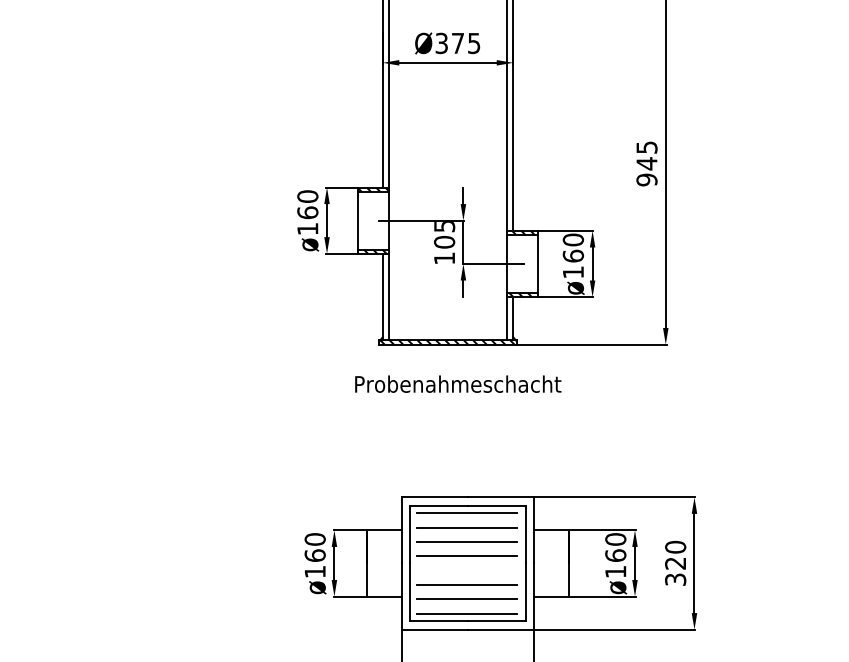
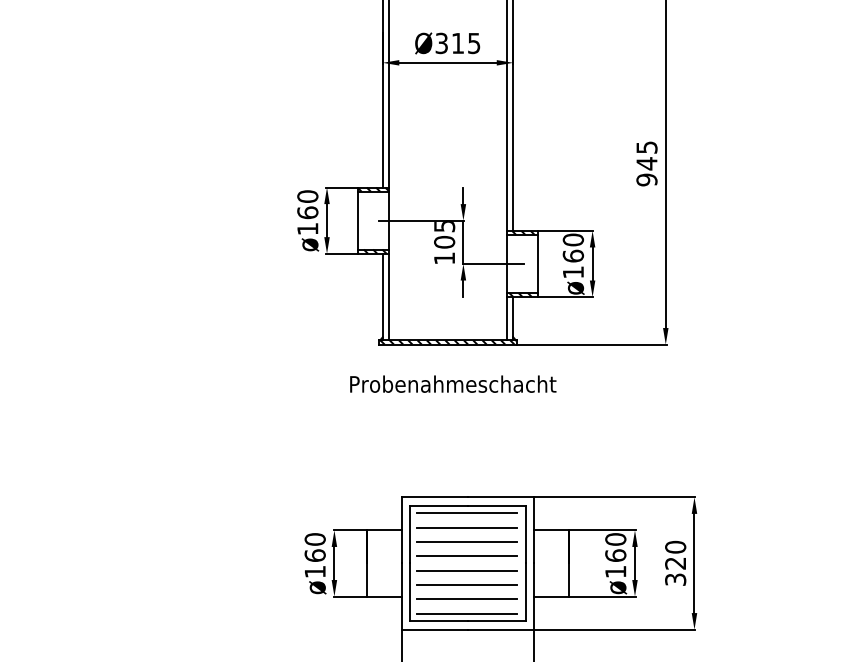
text: Ø375 -> Ø315 (457, 43)
text position: (458, 383) -> (453, 383) (453, 383)
line: none -> present (466, 570)
